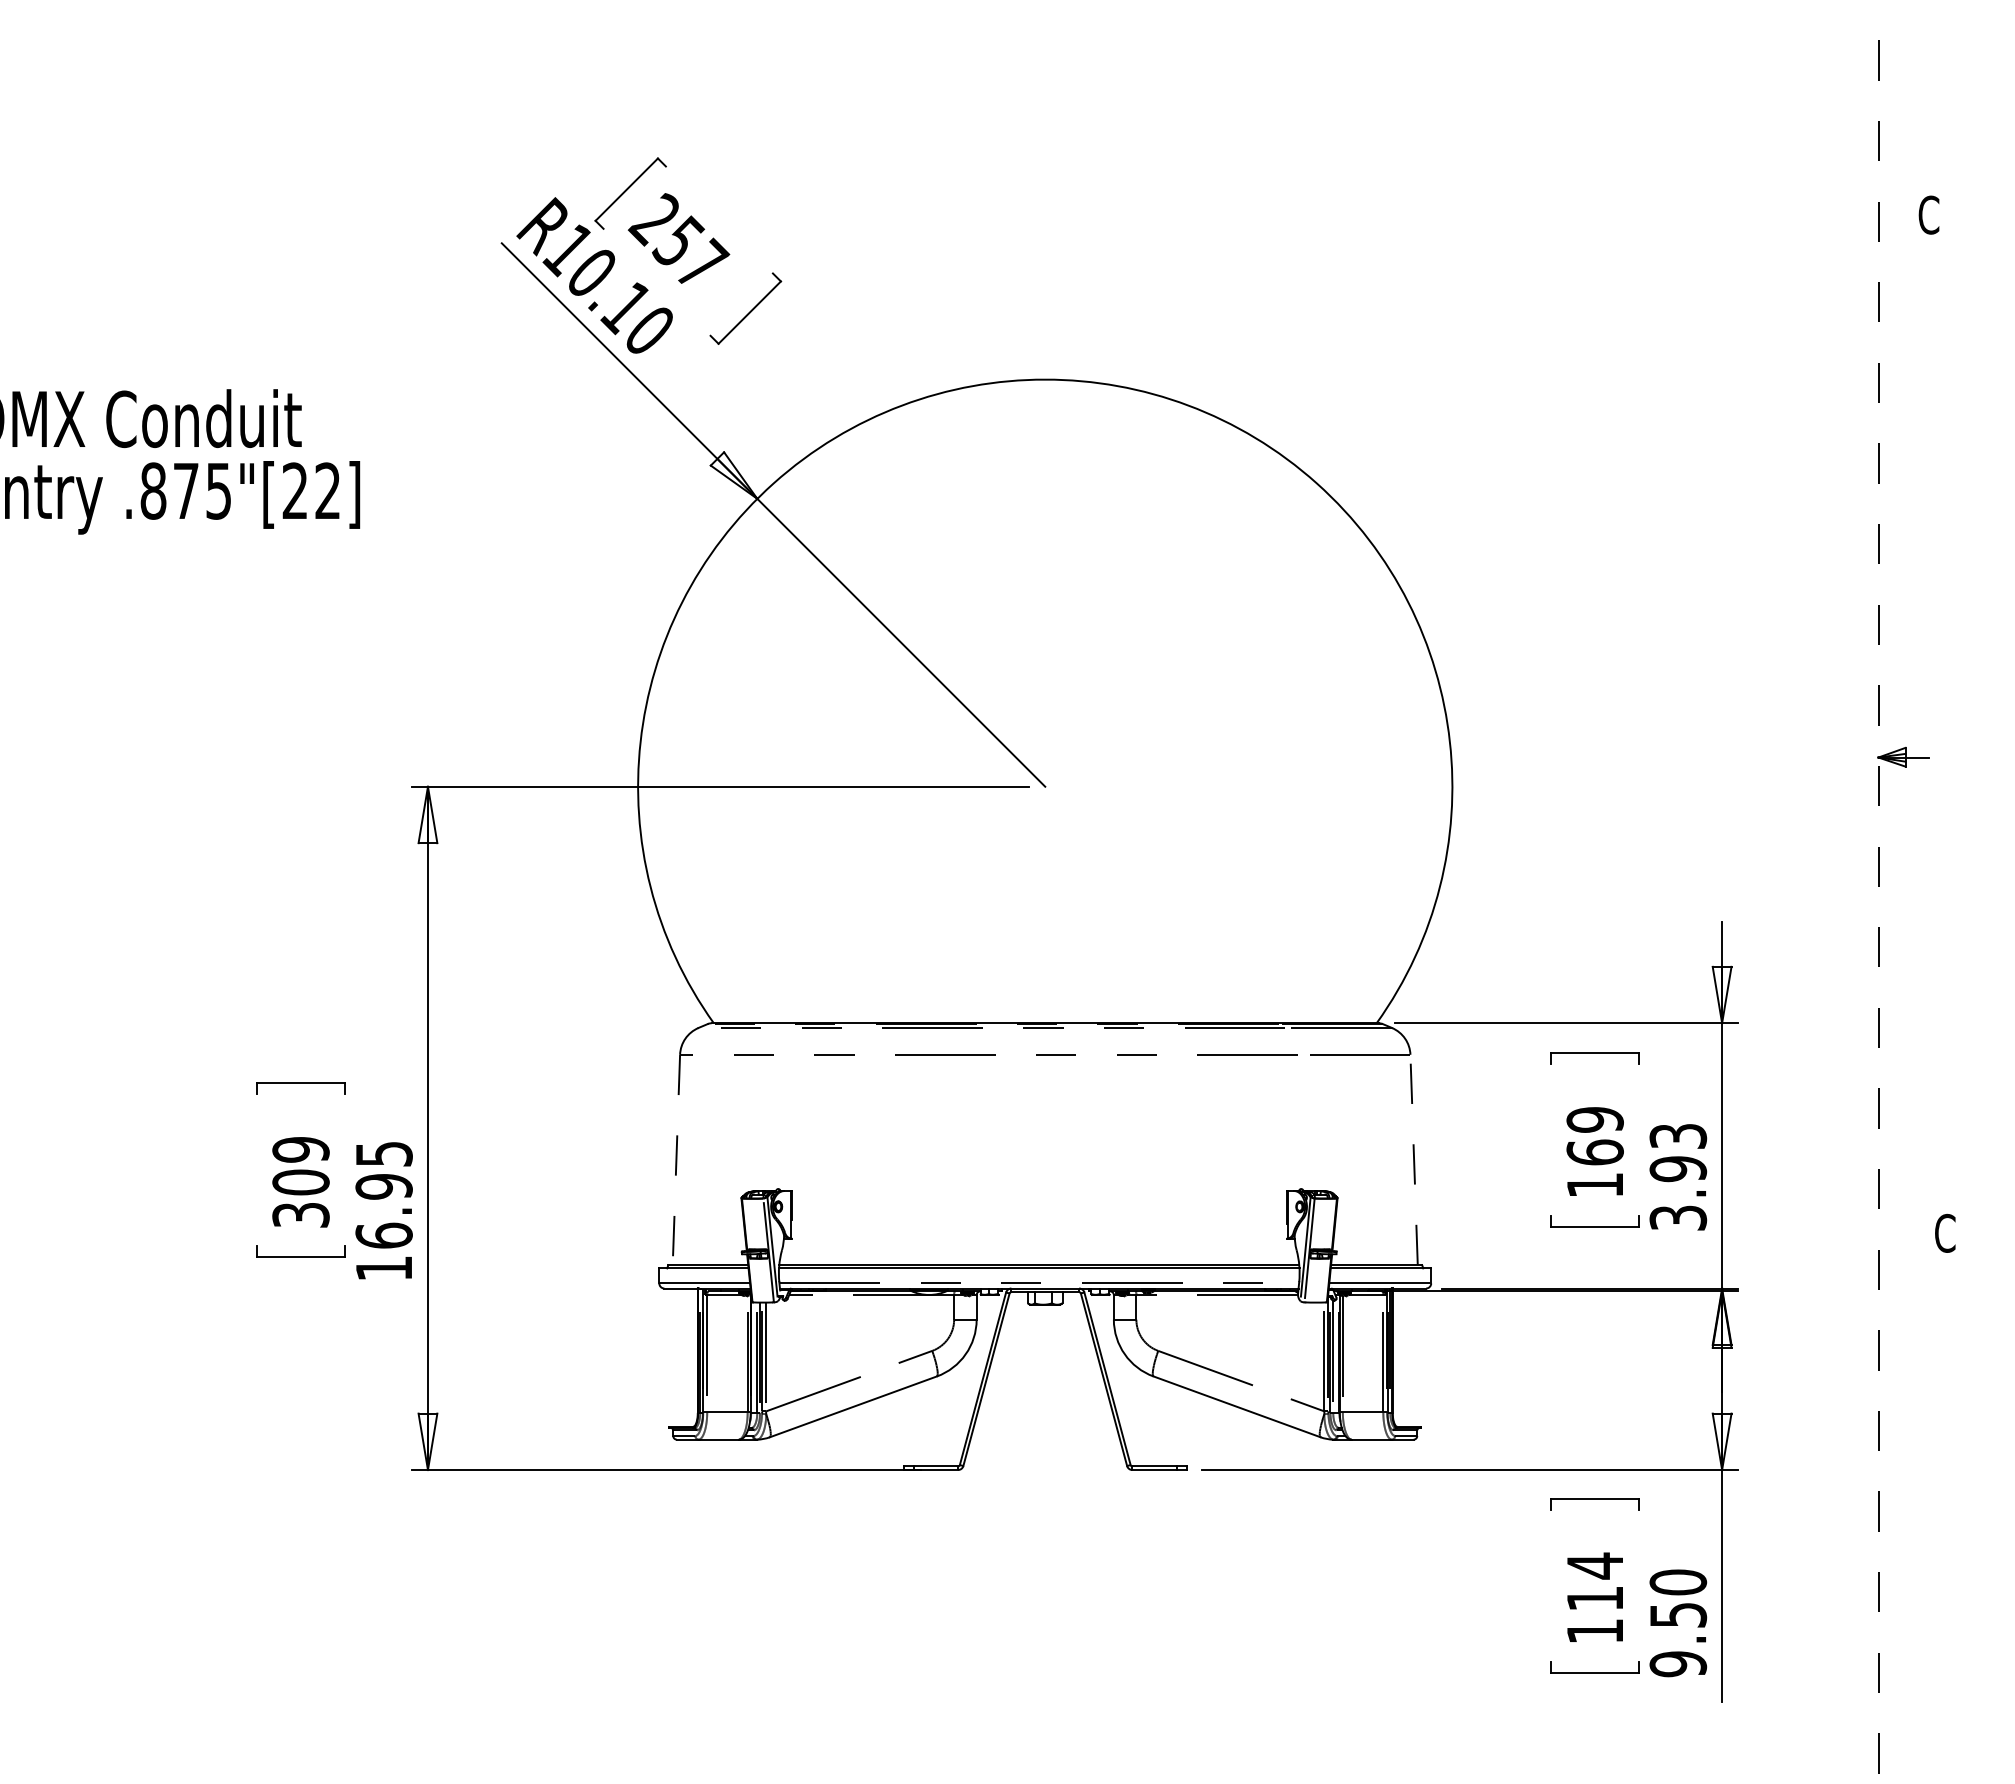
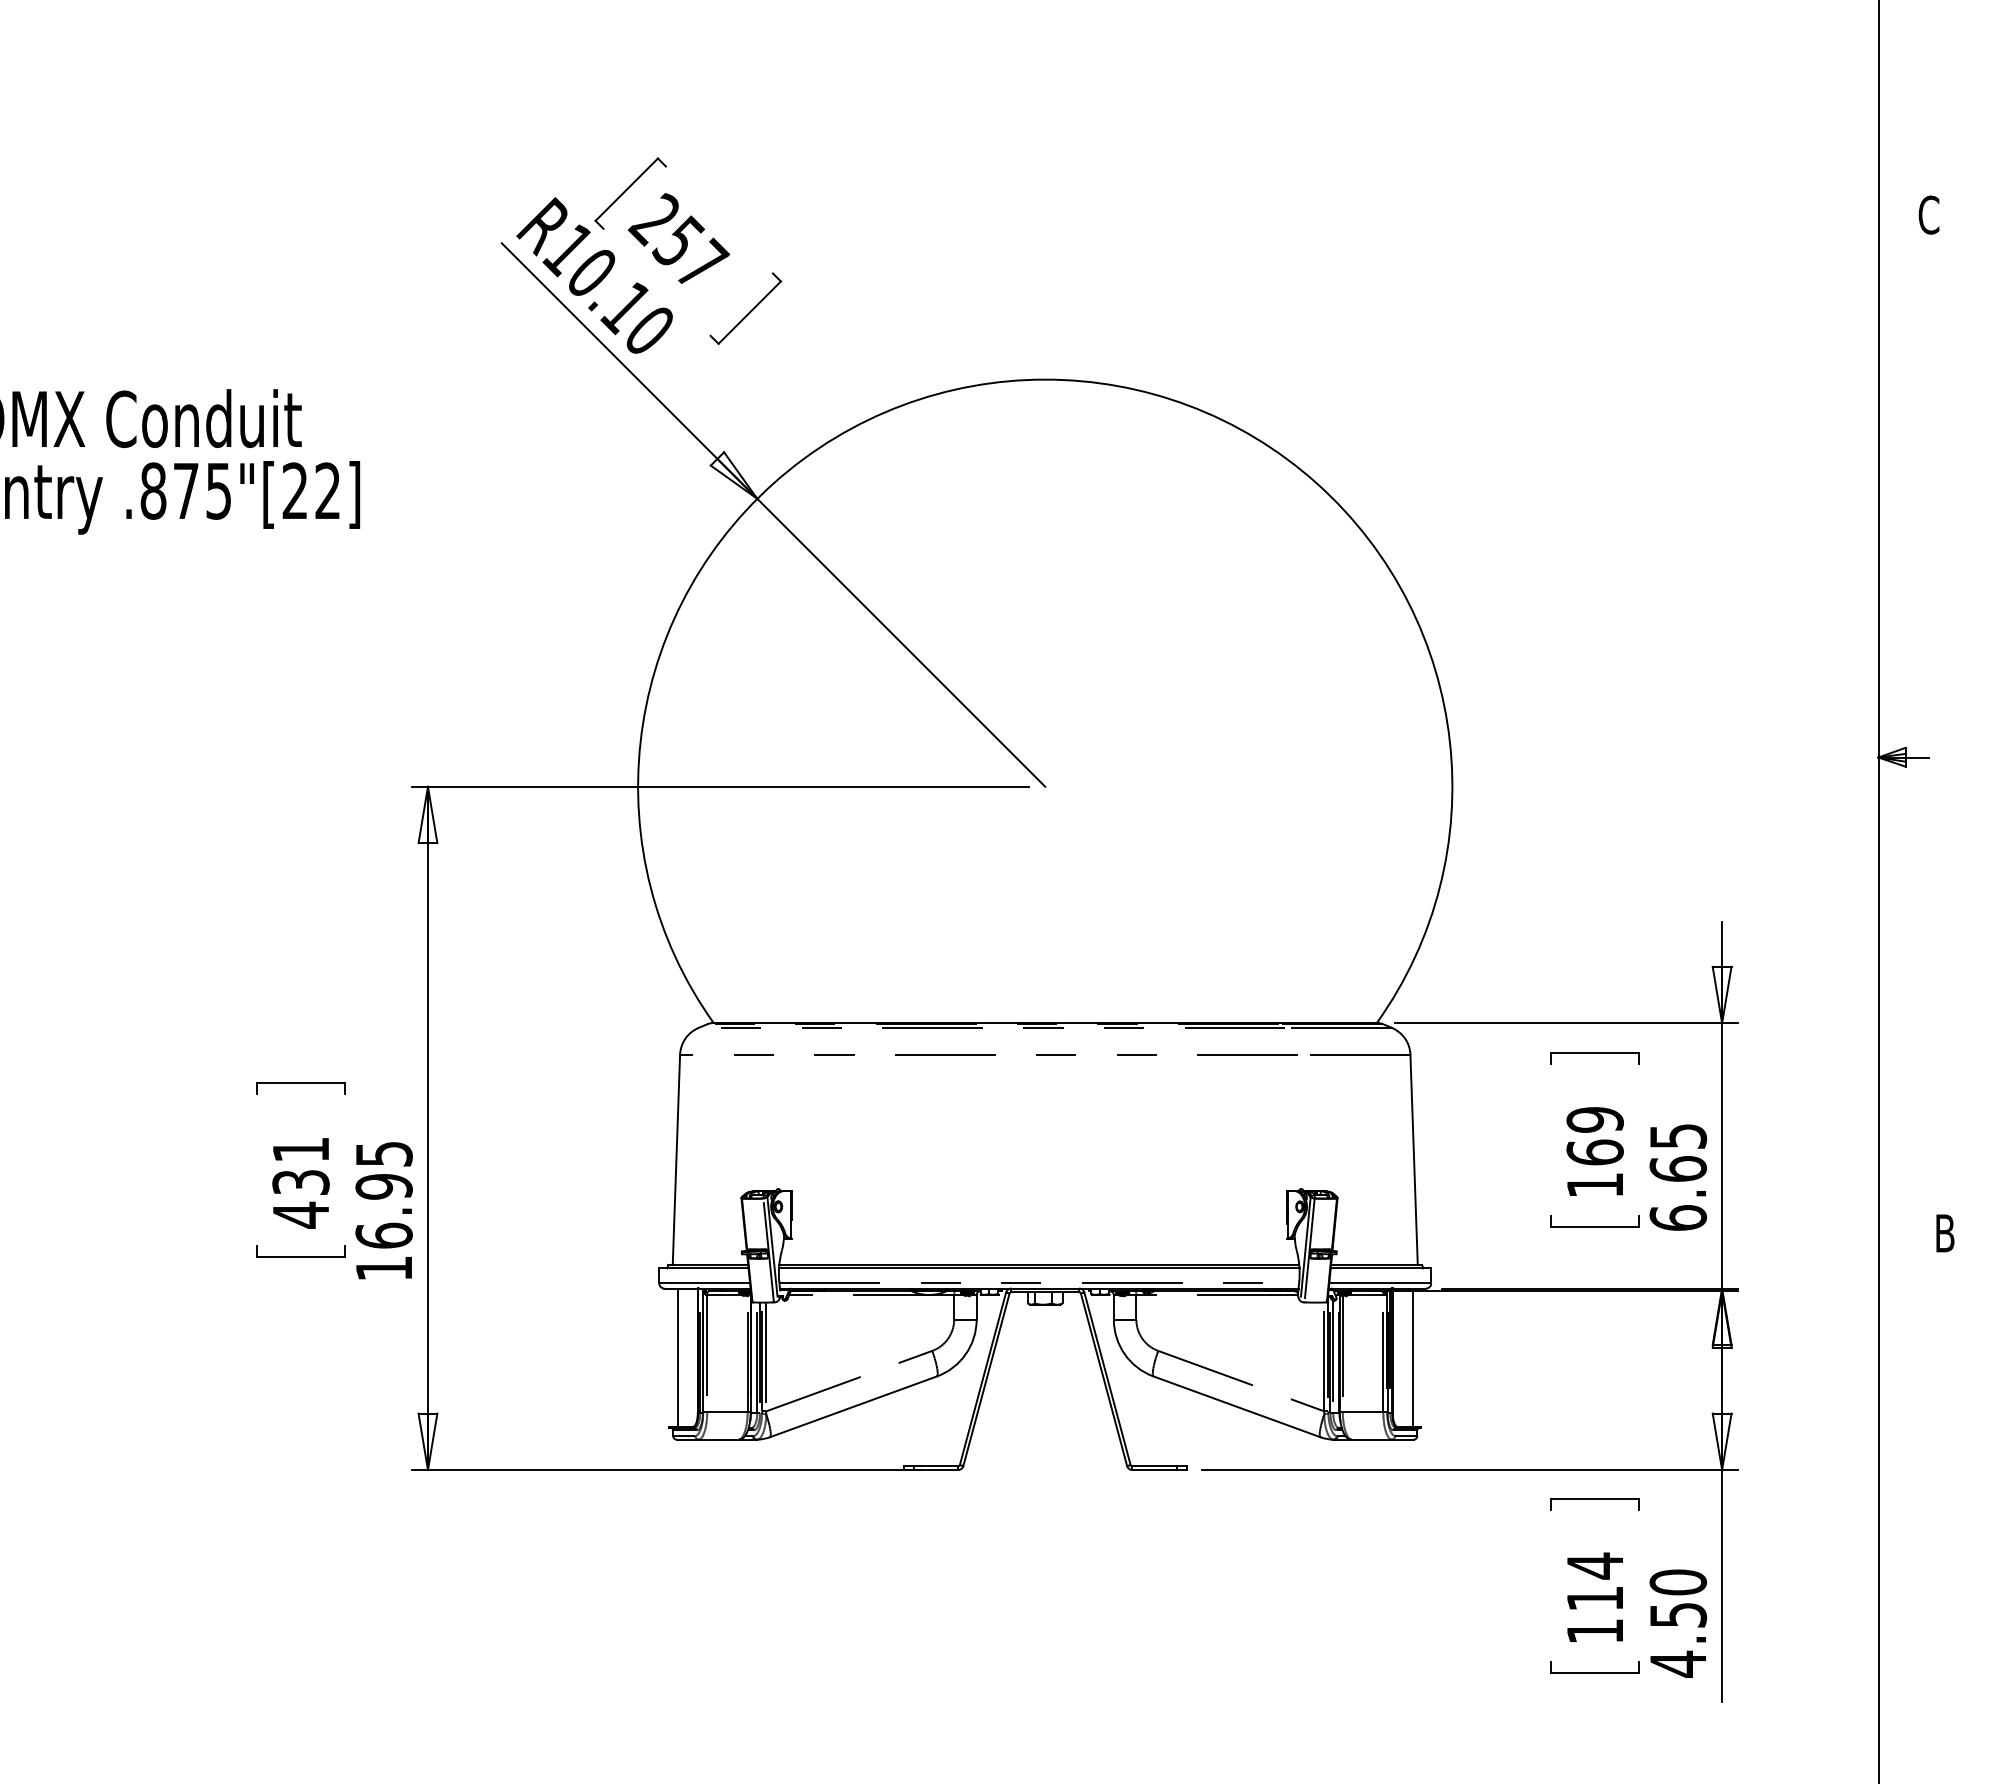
line: dashed -> solid (1878, 891)
line: dashed -> solid (1414, 1159)
line: dashed -> solid (676, 1160)
text: 3.93 -> 6.65 (1678, 1177)
text: 309 -> 431 (300, 1182)
text: C -> B (1945, 1232)
line: none -> present (677, 1357)
line: none -> present (1412, 1357)
text: 9.50 -> 4.50 (1678, 1663)
